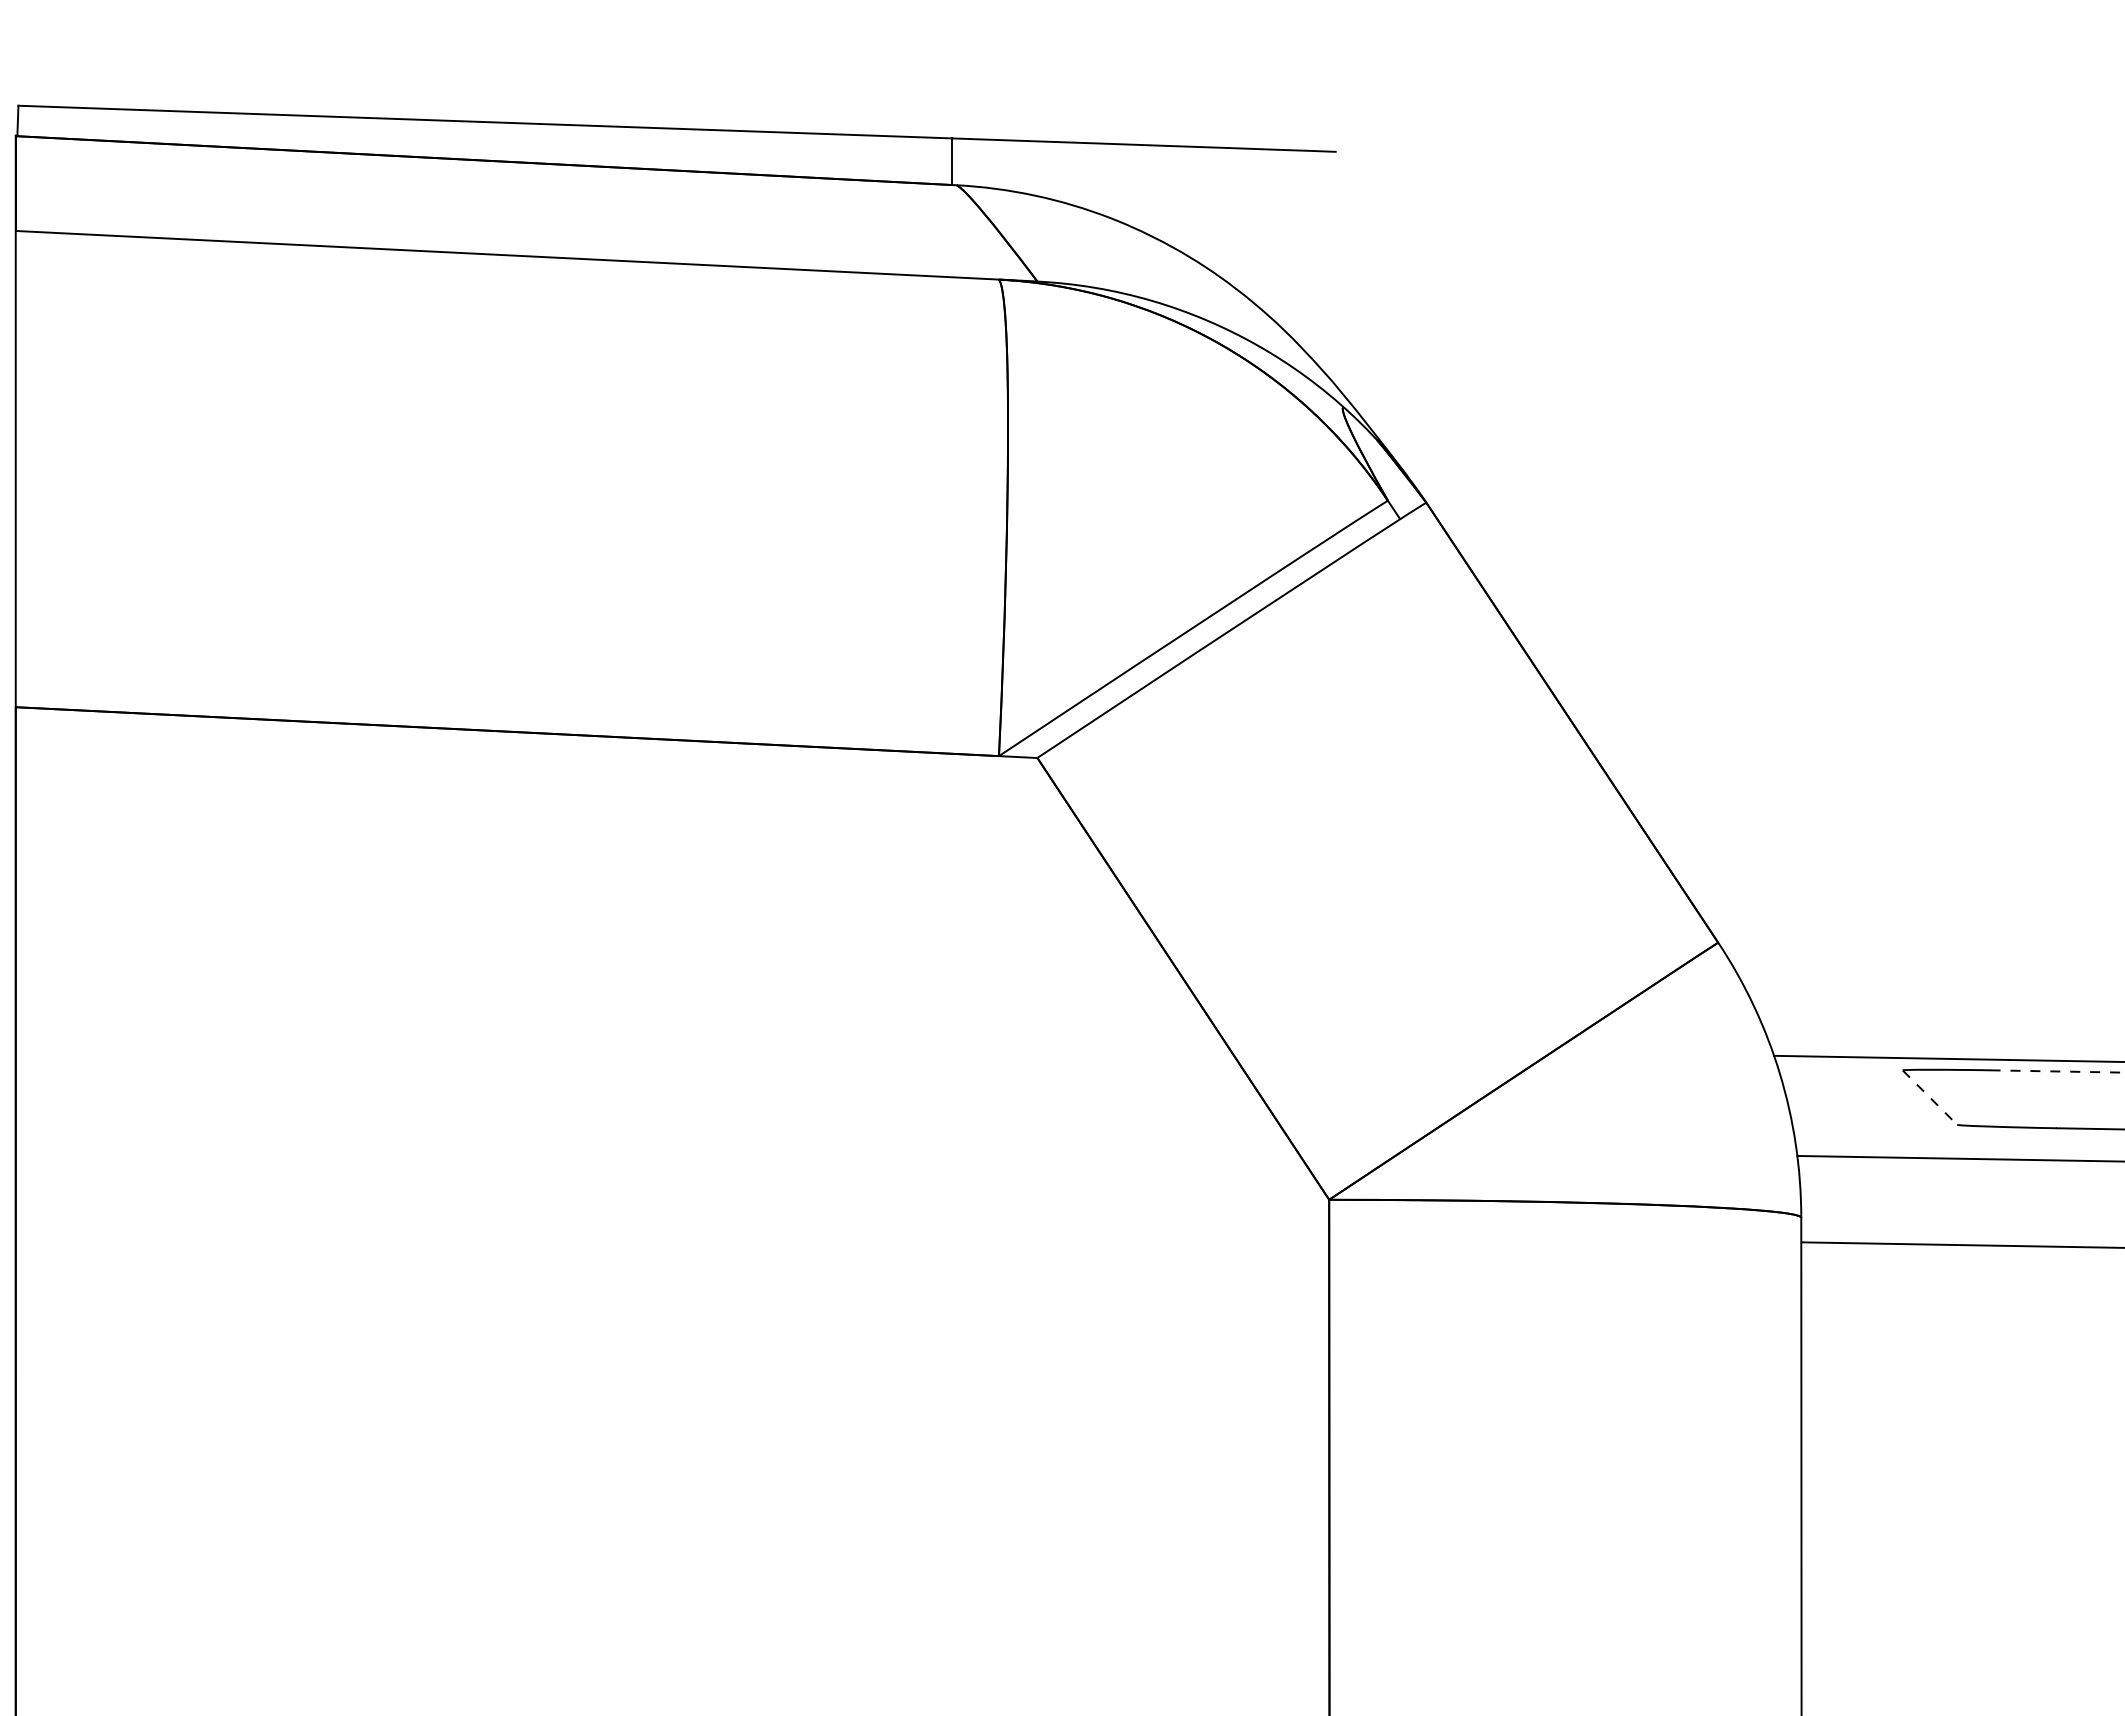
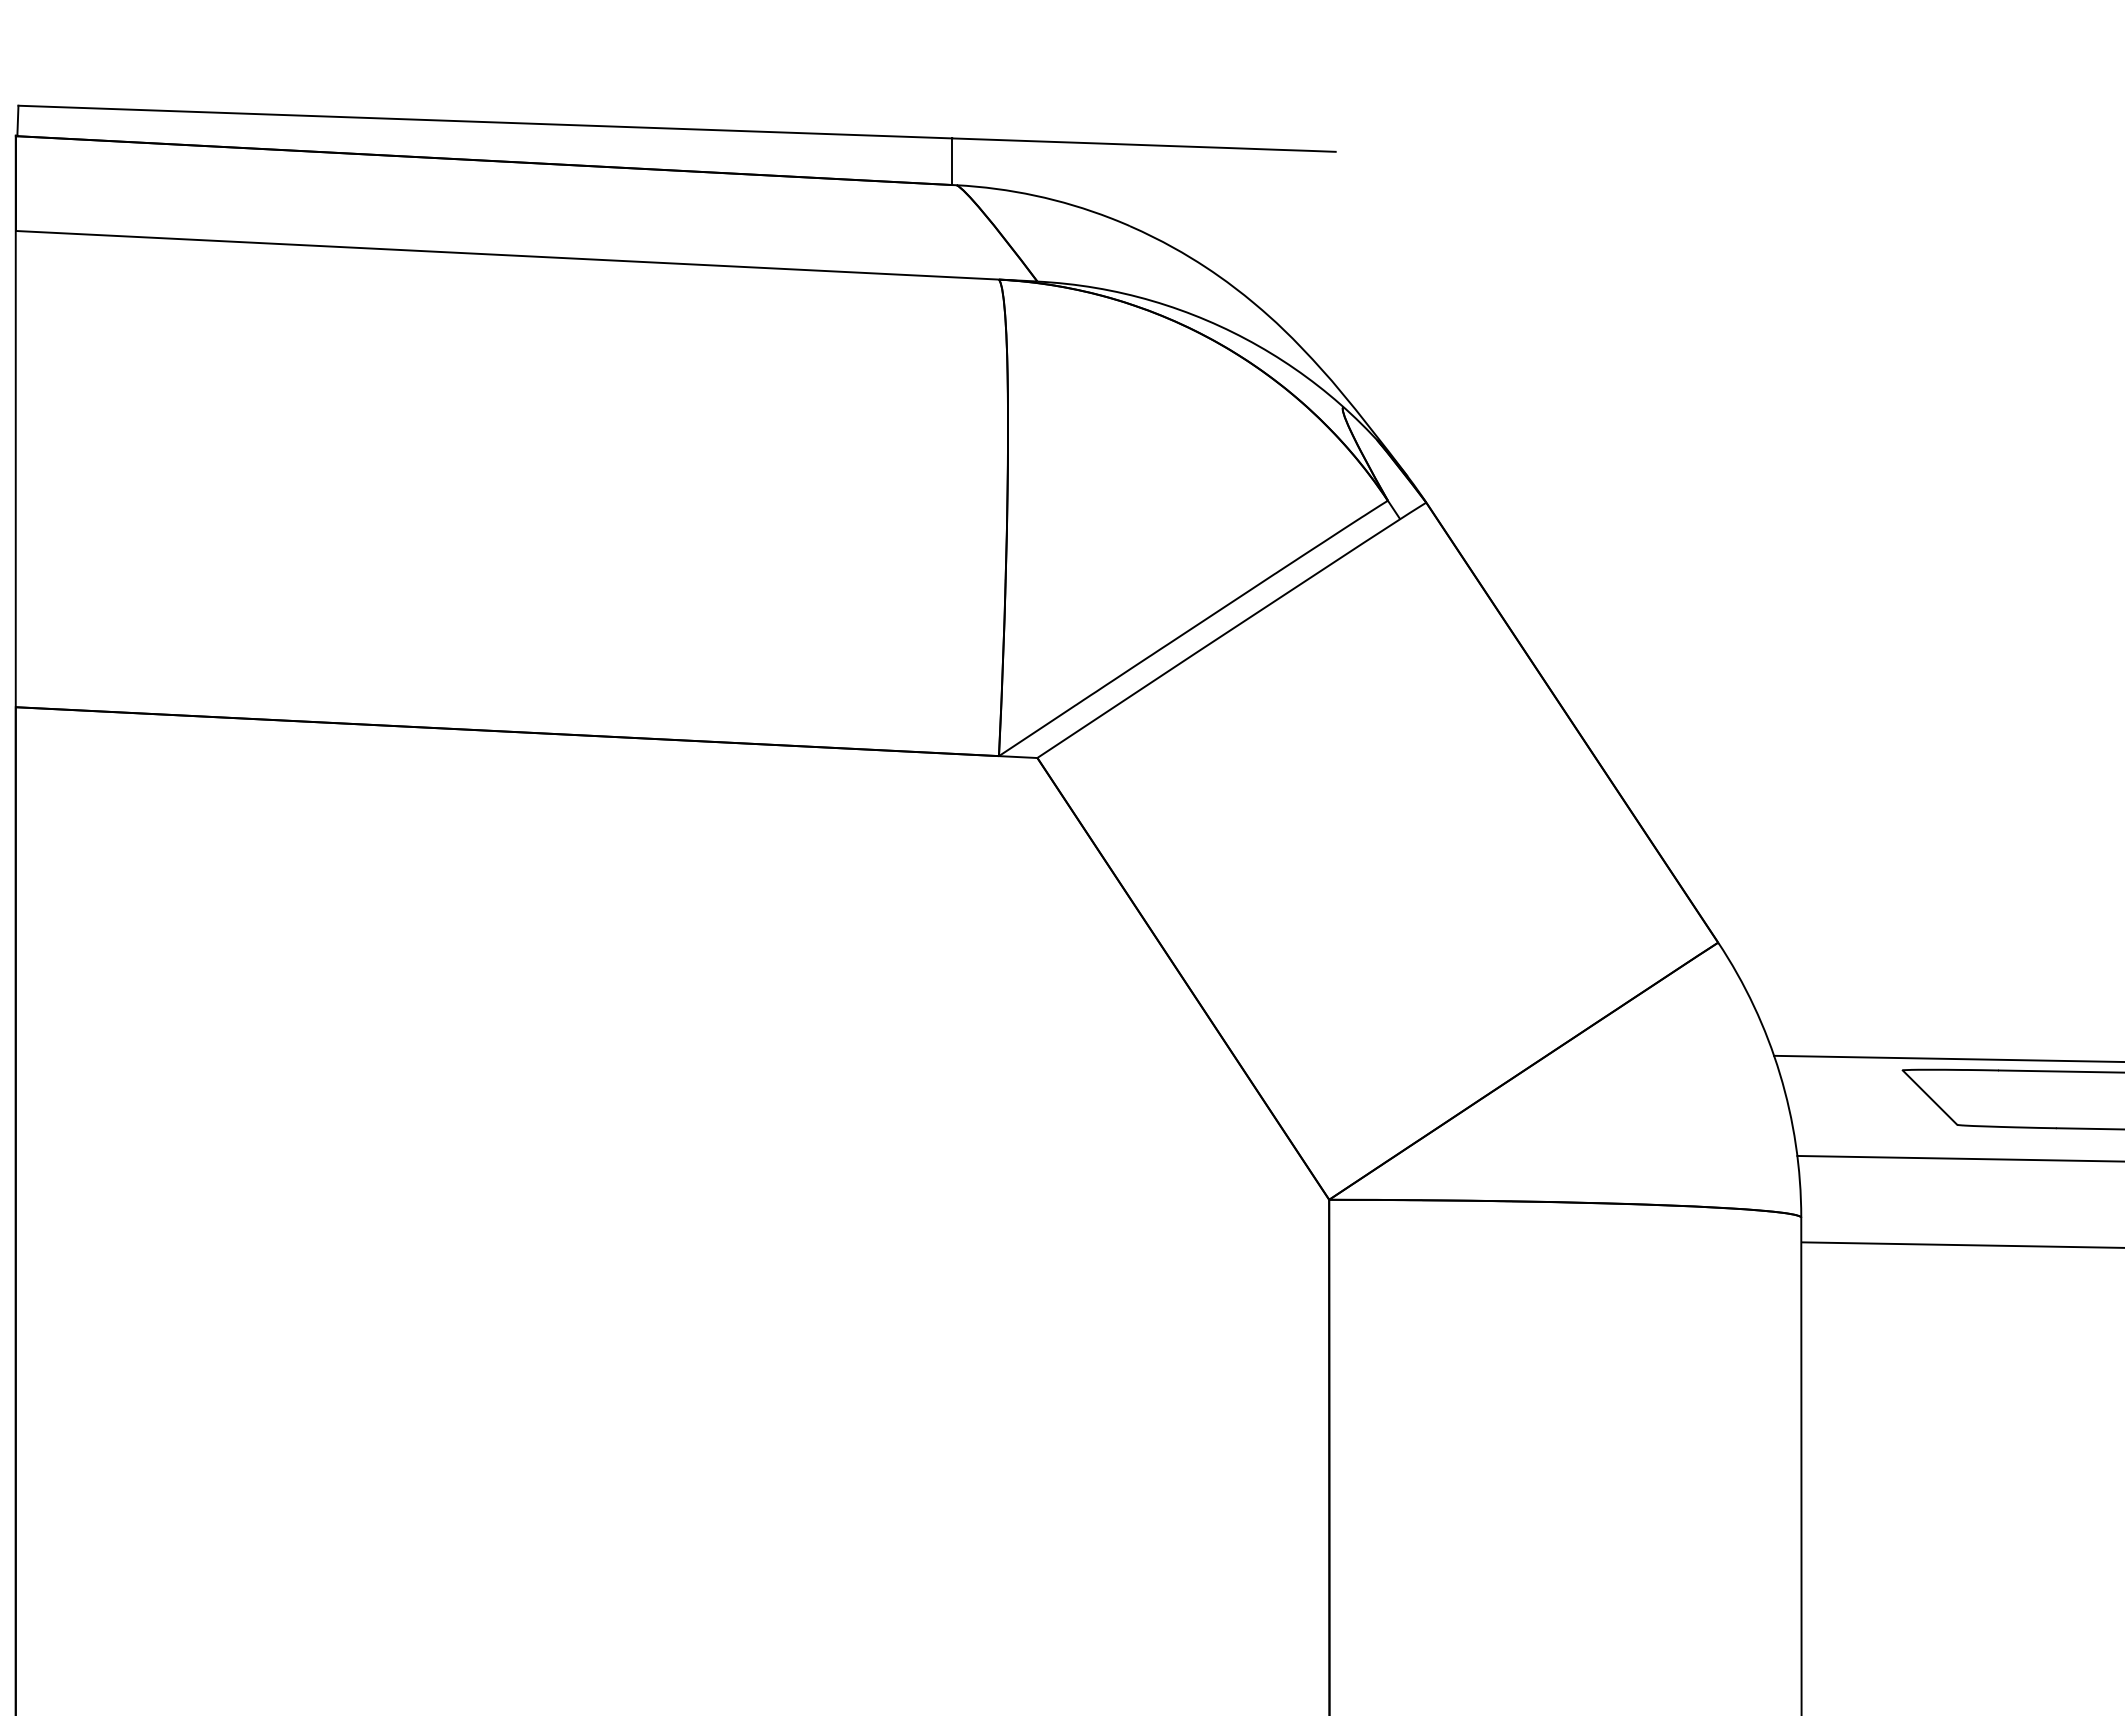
line: dashed -> solid (2061, 1071)
line: dashed -> solid (1930, 1097)
